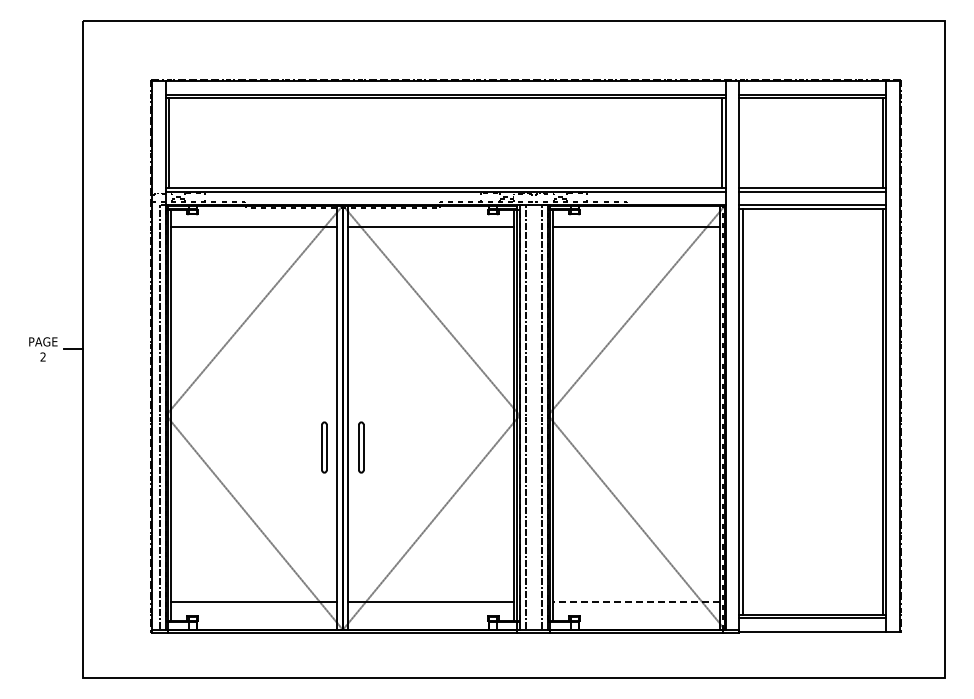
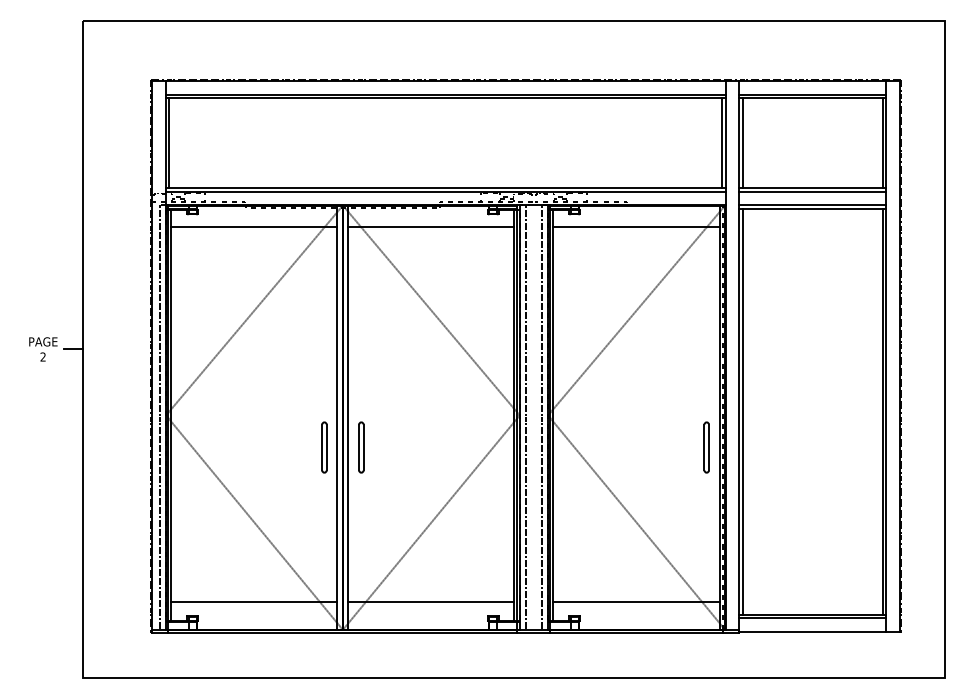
line: none -> present (742, 143)
part: none -> present (706, 447)
line: dashed -> solid (636, 602)
